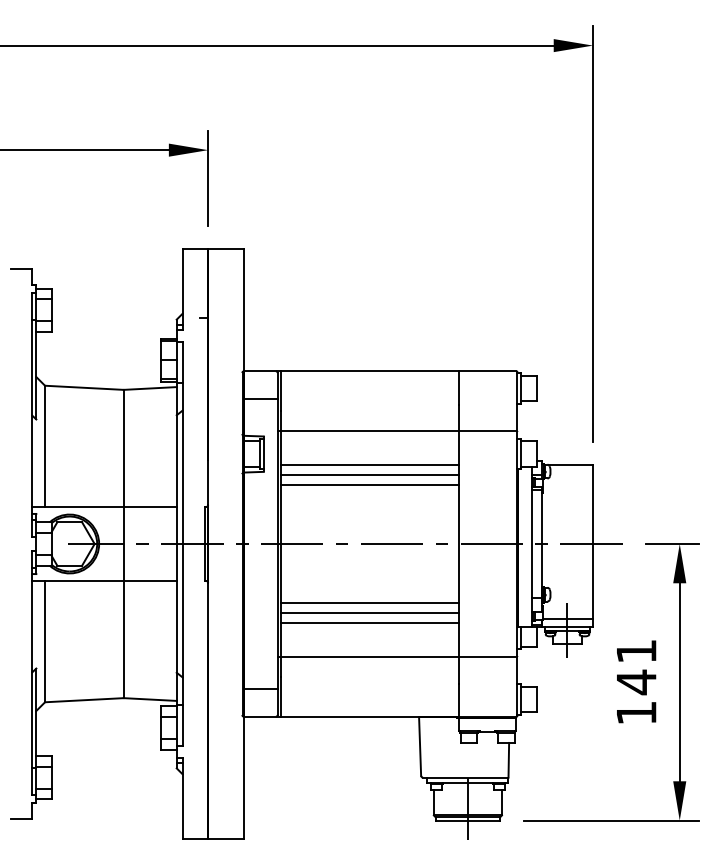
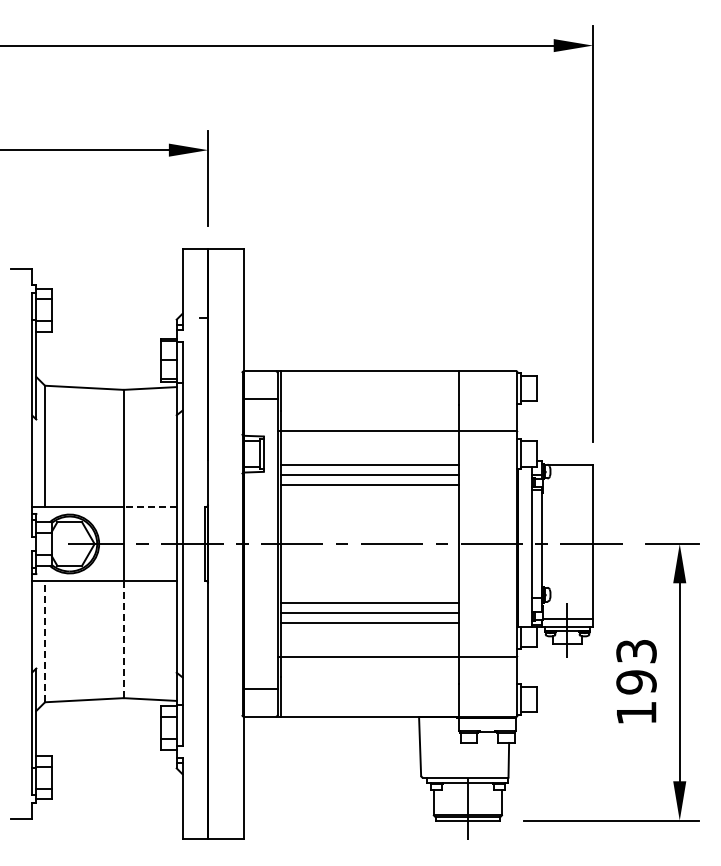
line: solid -> dashed (150, 506)
line: solid -> dashed (123, 639)
line: solid -> dashed (45, 641)
text: 141 -> 193 (636, 667)
